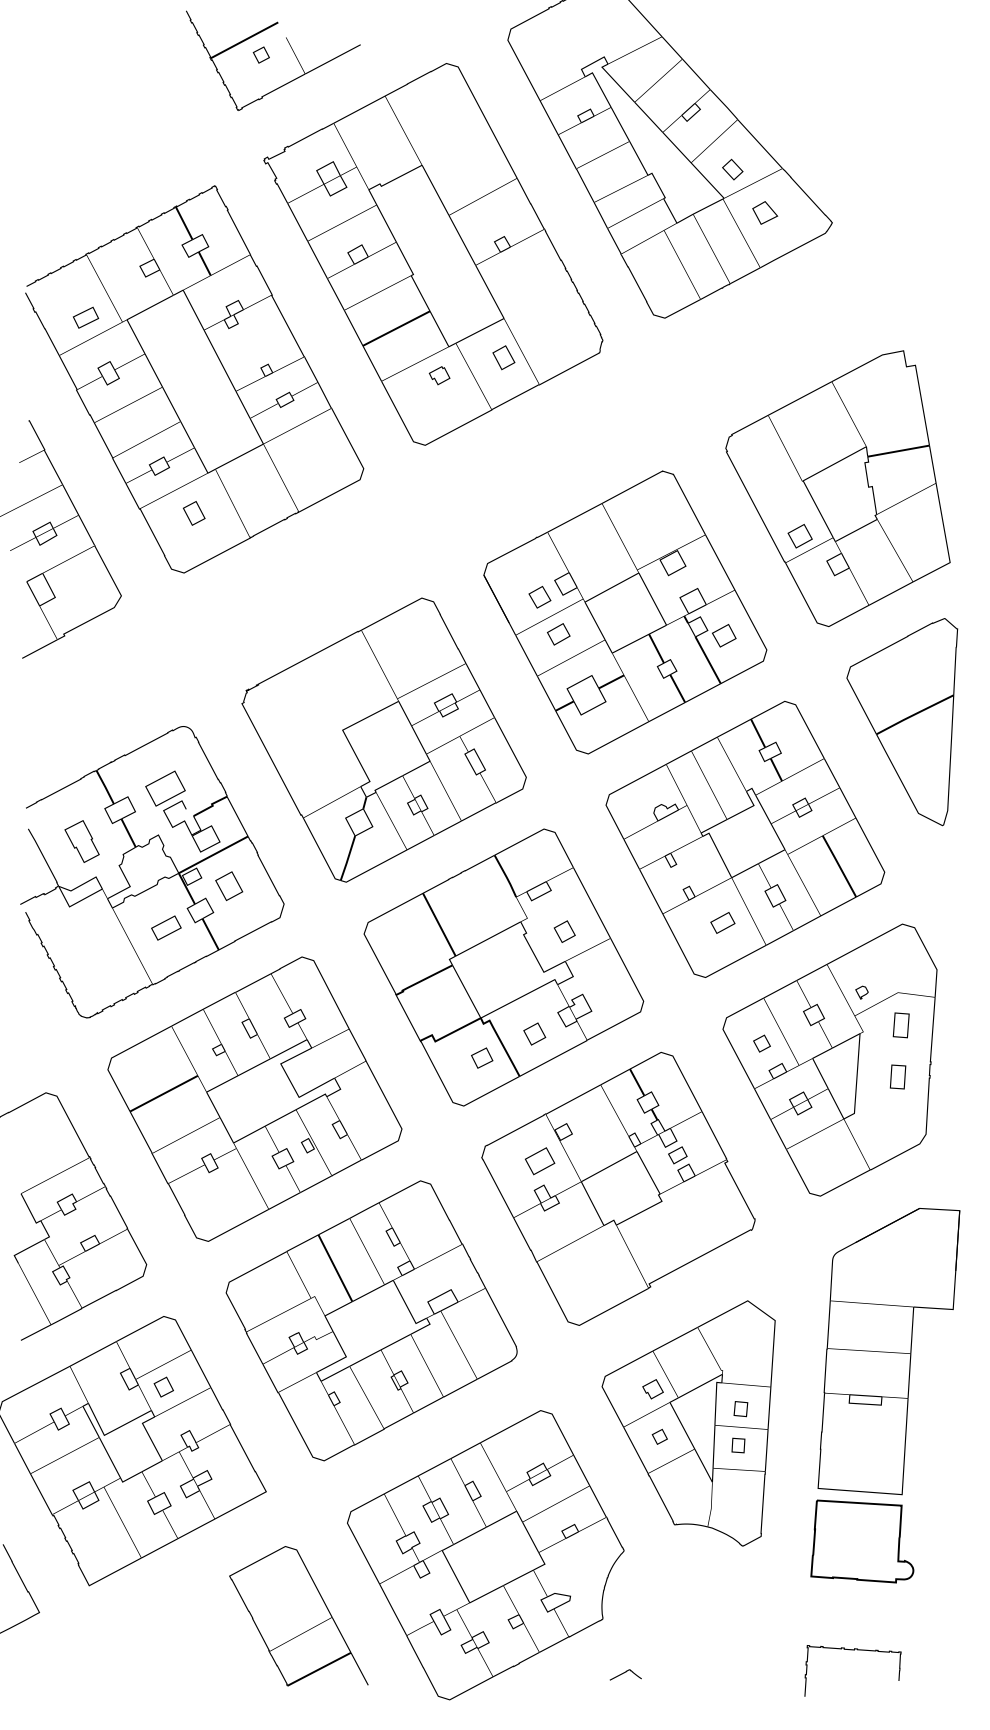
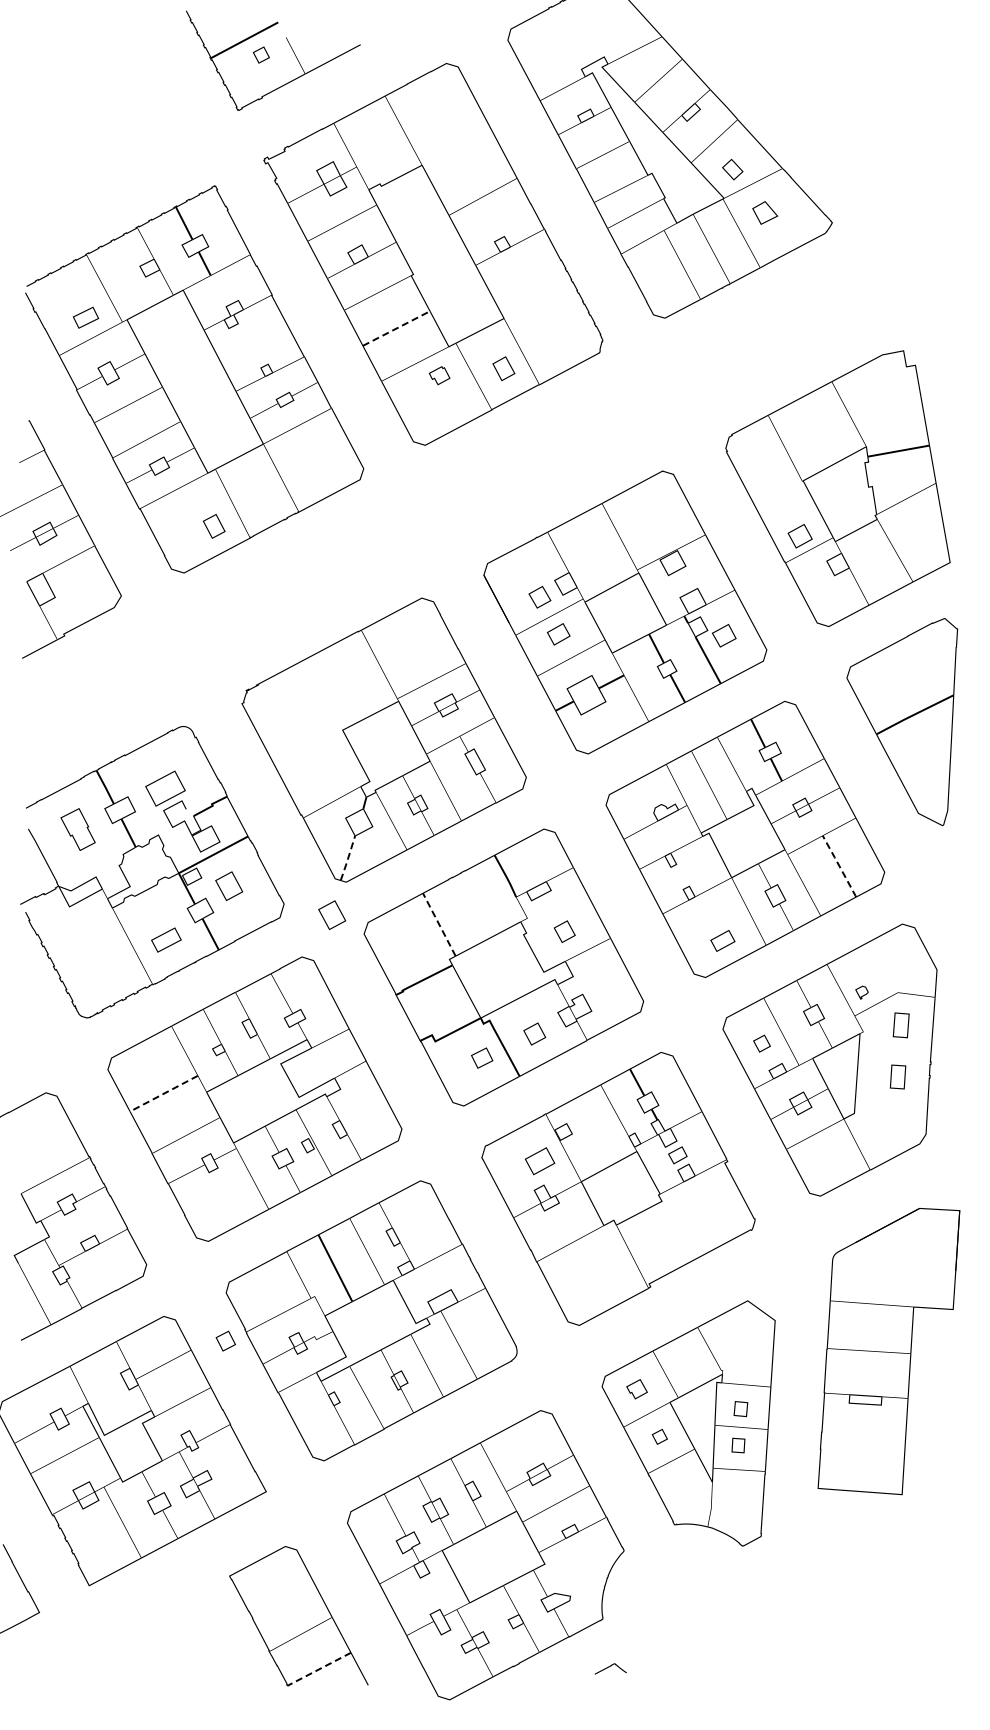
line: solid -> dashed (396, 328)
part position: (503, 357) -> (503, 368) (503, 368)
part position: (193, 513) -> (213, 526) (213, 526)
part position: (81, 841) -> (77, 829) (77, 829)
line: solid -> dashed (348, 858)
line: solid -> dashed (839, 866)
part: none -> present (332, 914)
part position: (722, 922) -> (722, 940) (722, 940)
line: solid -> dashed (439, 924)
part position: (166, 927) -> (166, 939) (166, 939)
line: solid -> dashed (163, 1093)
part position: (163, 1386) -> (225, 1340) (225, 1340)
part position: (652, 1389) -> (636, 1389) (636, 1389)
part: present -> none (862, 1541)
curve: present -> none (852, 1650)
line: solid -> dashed (319, 1669)
curve position: (624, 1673) -> (609, 1667) (609, 1667)
